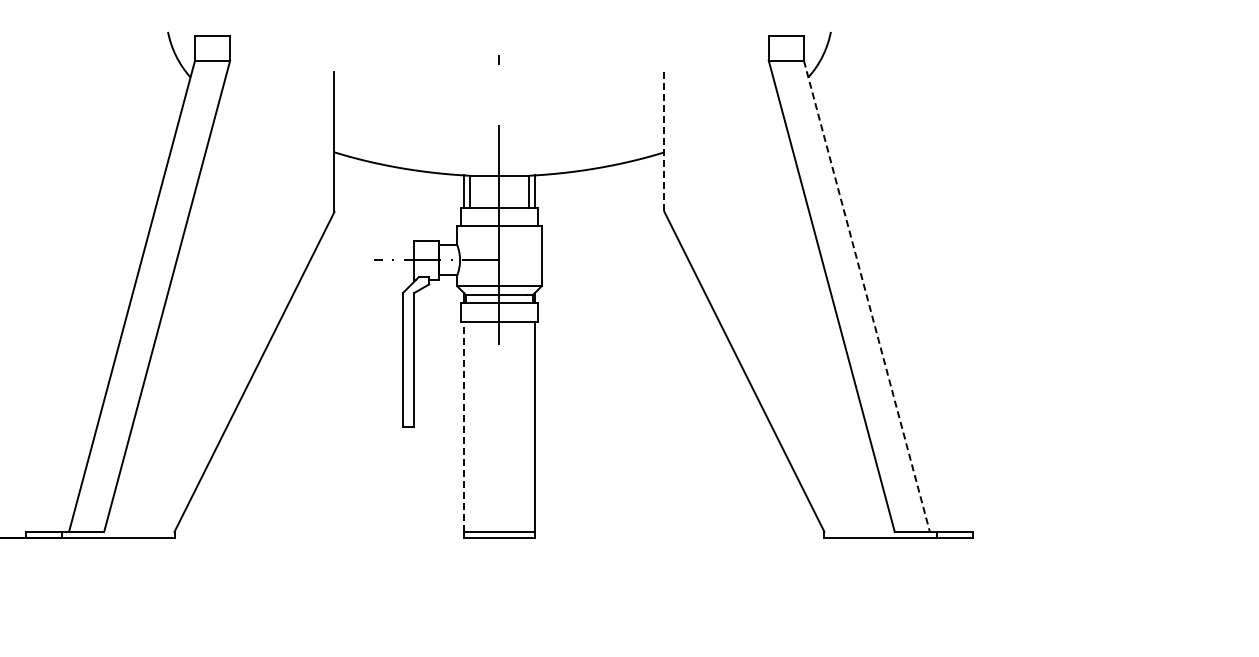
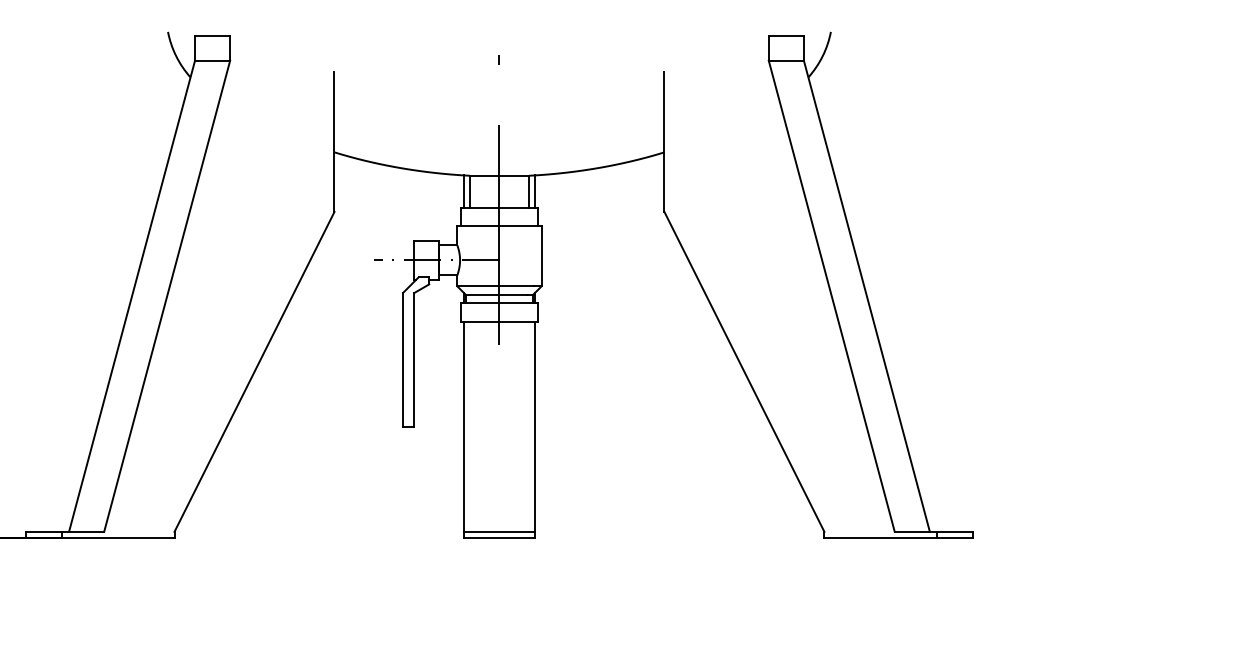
line: dashed -> solid (664, 142)
line: dashed -> solid (866, 296)
line: dashed -> solid (464, 426)
